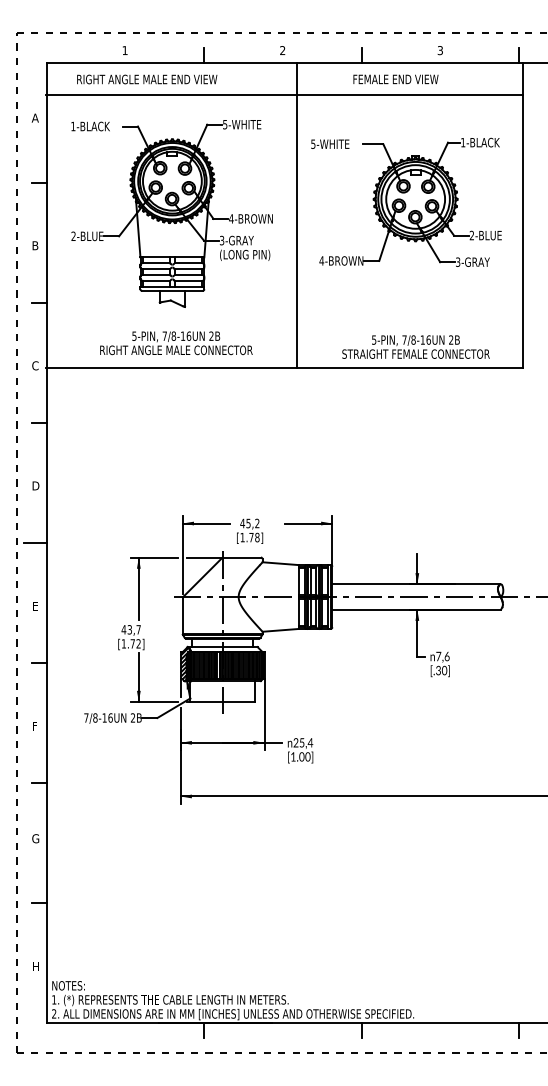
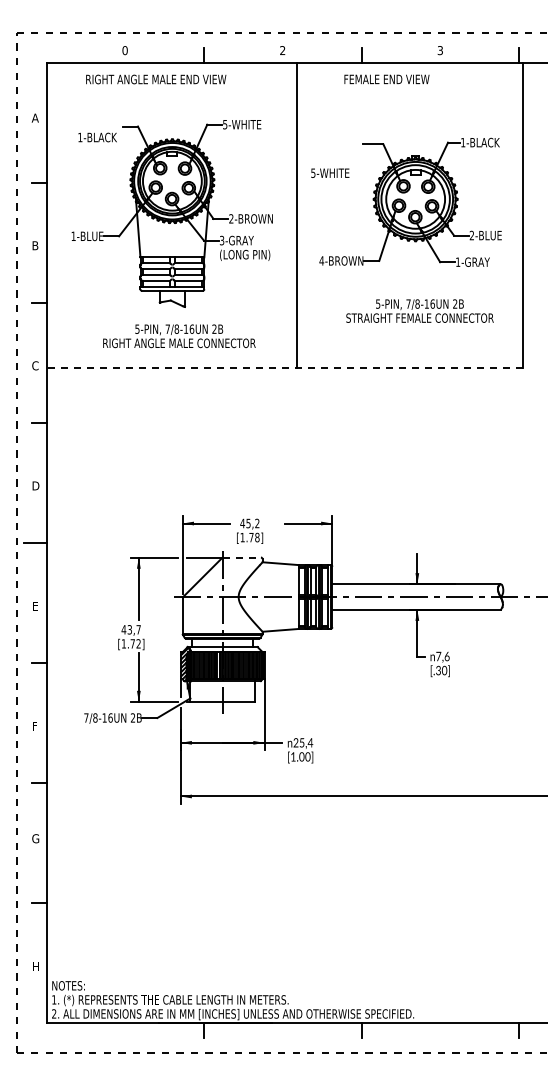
text: 1 -> 0 (124, 50)
text position: (147, 79) -> (156, 79) (156, 79)
text position: (395, 79) -> (386, 79) (386, 79)
line: present -> none (284, 95)
text position: (90, 126) -> (97, 137) (97, 137)
text position: (330, 143) -> (330, 172) (330, 172)
text: 4-BROWN -> 2-BROWN (231, 218)
text: 2-BLUE -> 1-BLUE (73, 235)
text: 3-GRAY -> 1-GRAY (458, 261)
text position: (176, 343) -> (179, 336) (179, 336)
text position: (415, 346) -> (419, 310) (419, 310)
line: solid -> dashed (284, 367)
line: solid -> dashed (242, 557)
